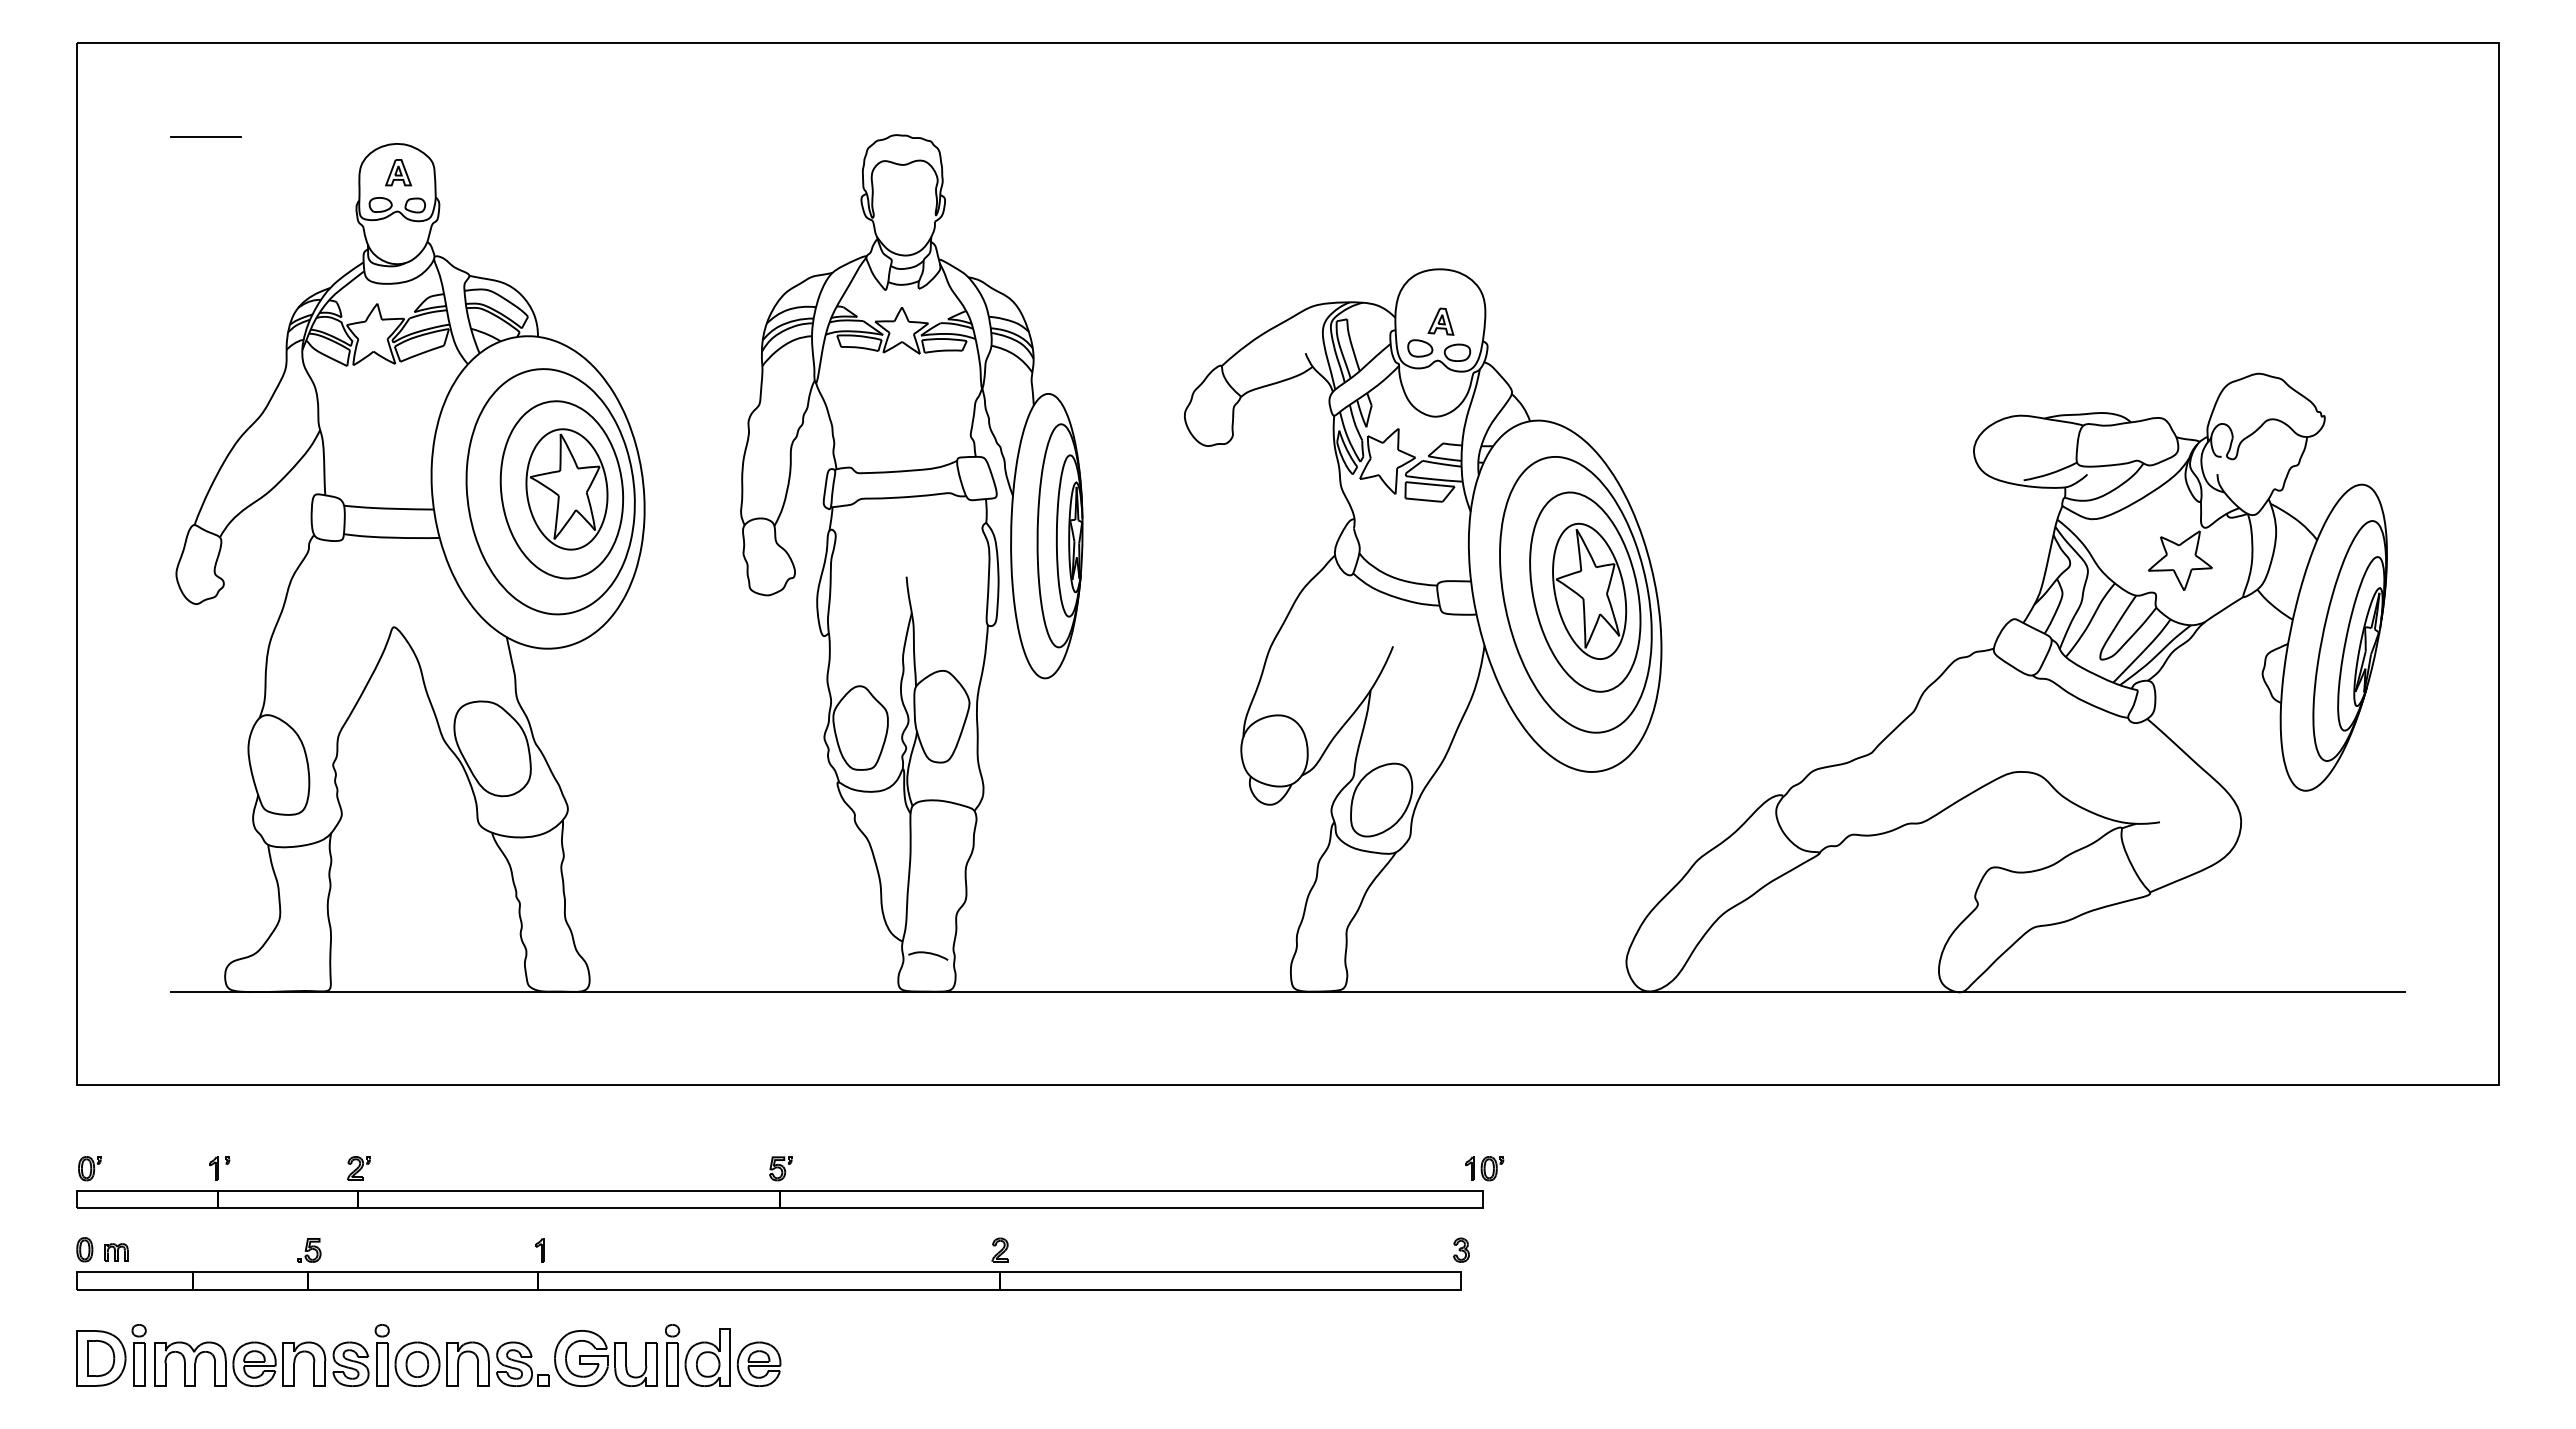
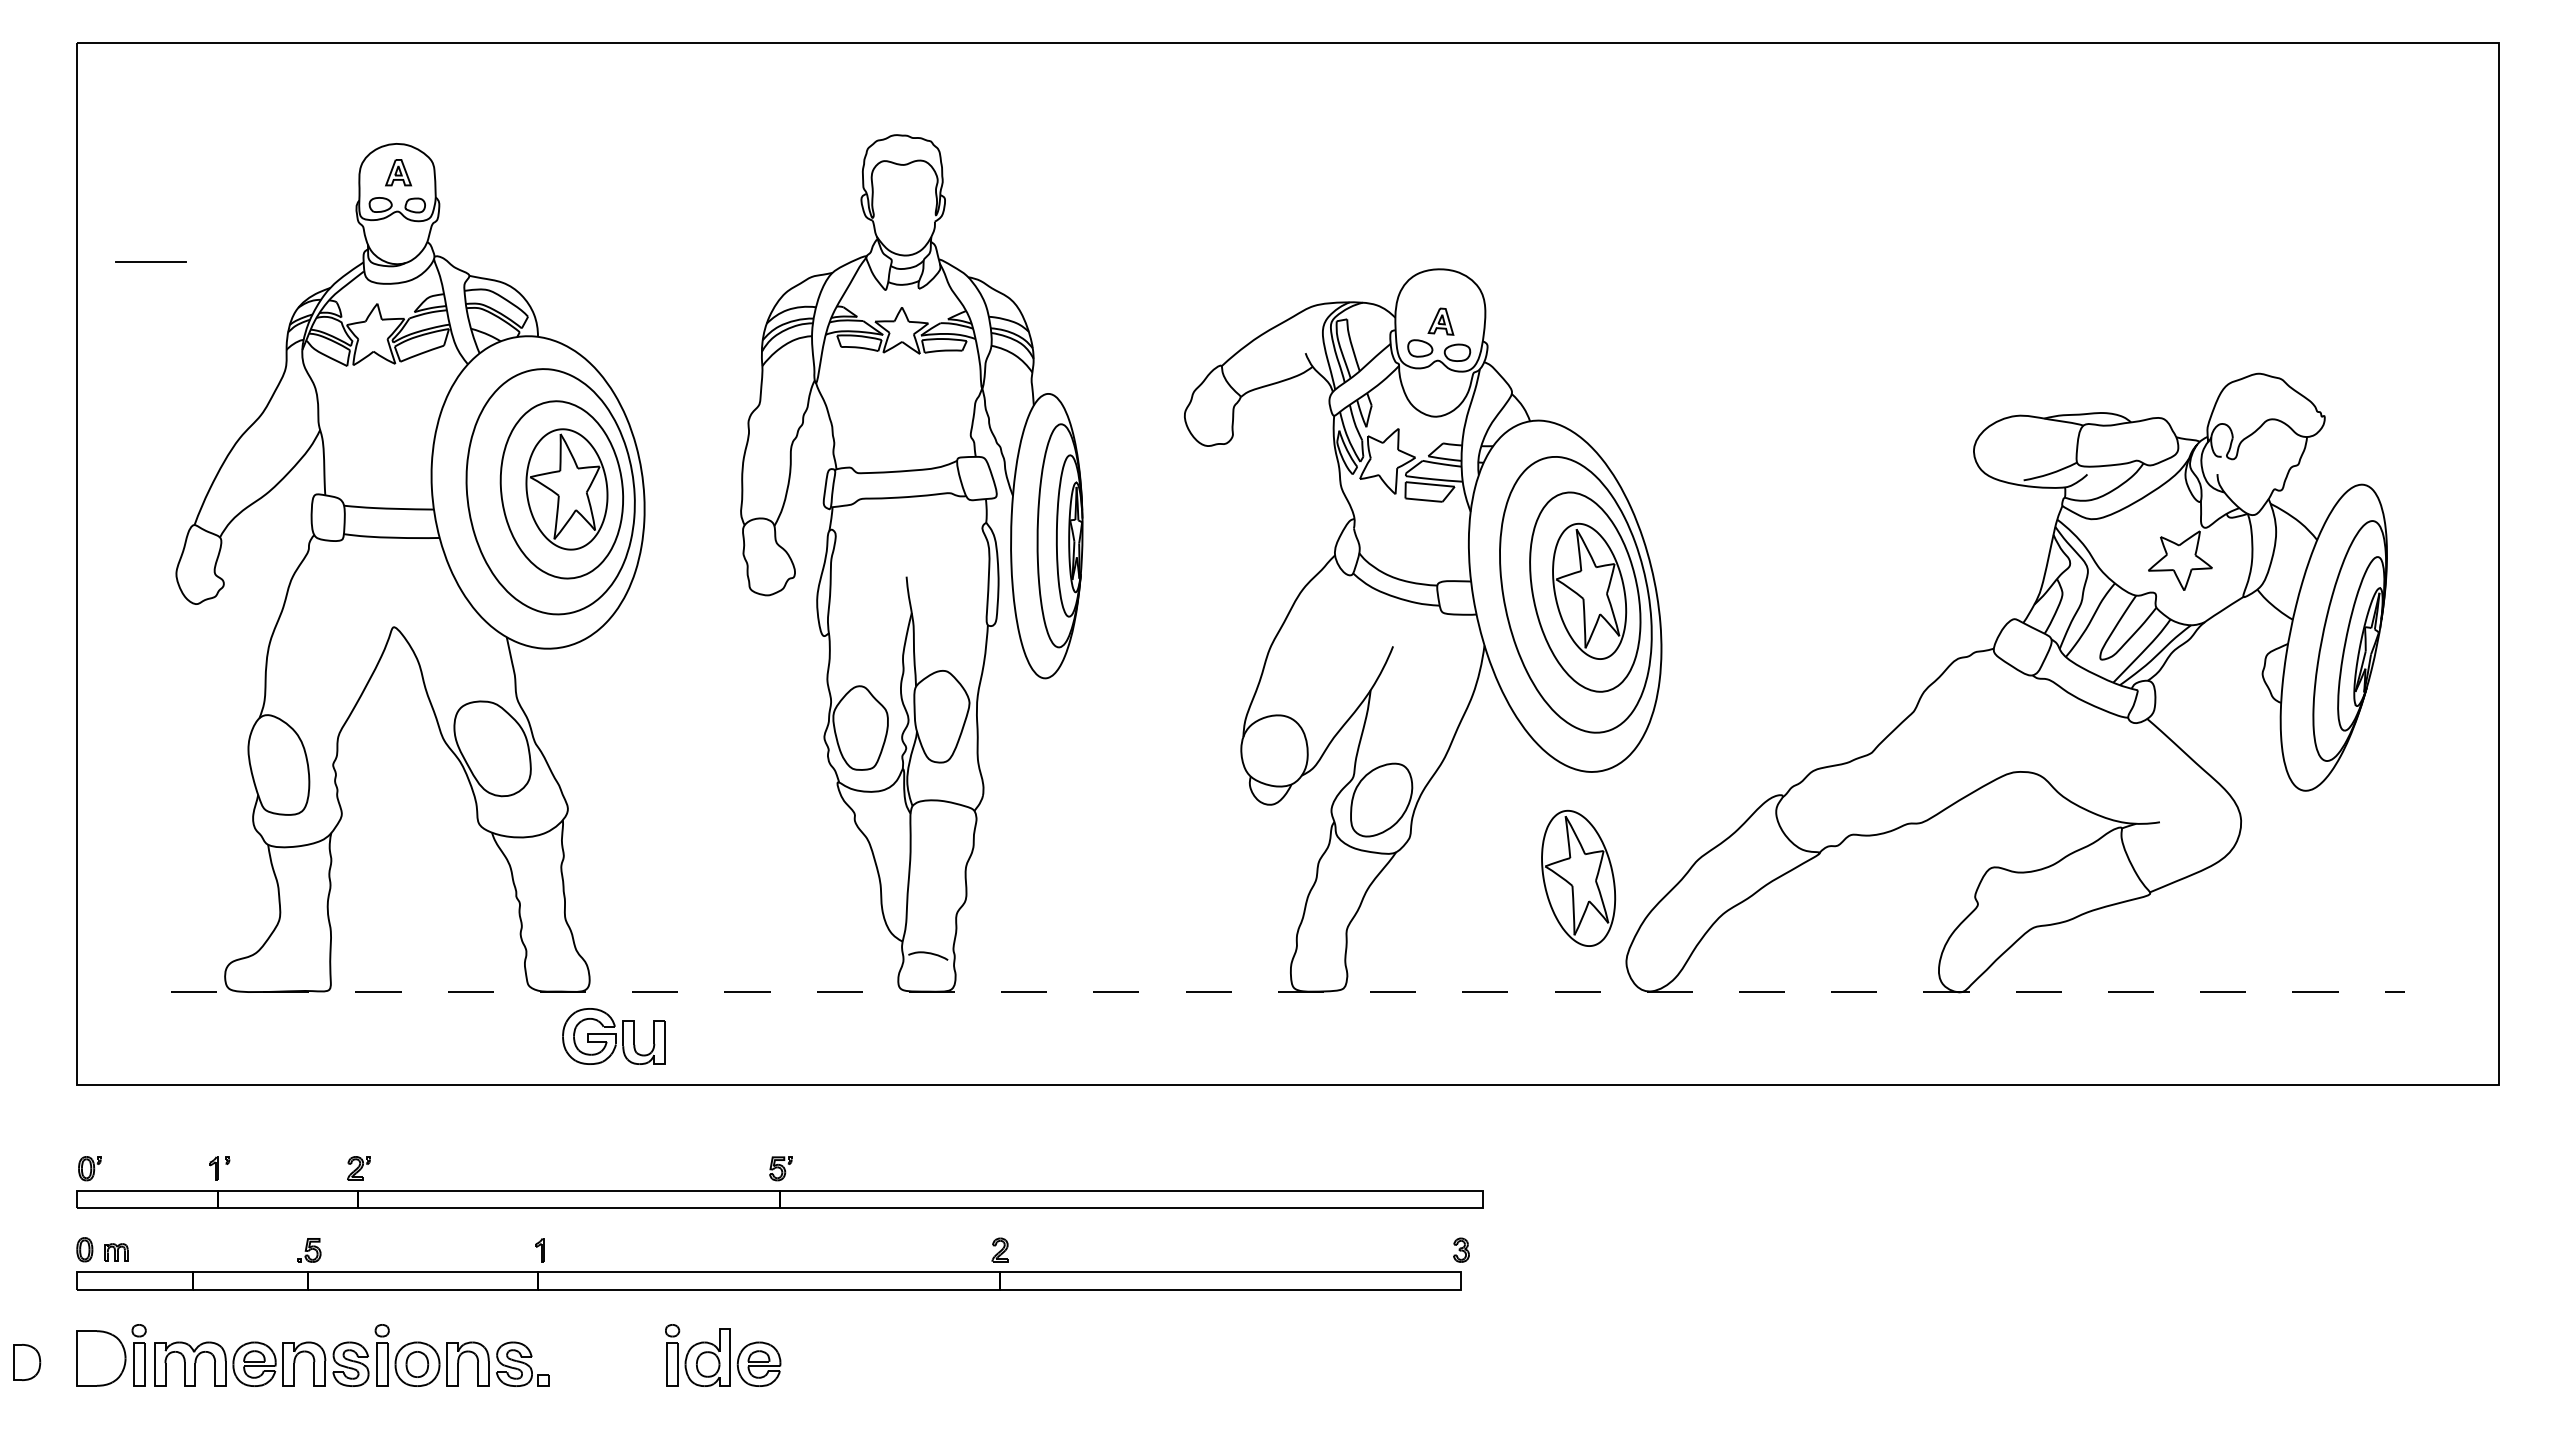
line position: (205, 136) -> (150, 261) (150, 261)
part: none -> present (1578, 877)
line: solid -> dashed (1288, 991)
part: present -> none (1484, 1168)
part position: (101, 1358) -> (27, 1362) (27, 1362)
part position: (605, 1358) -> (613, 1036) (613, 1036)
